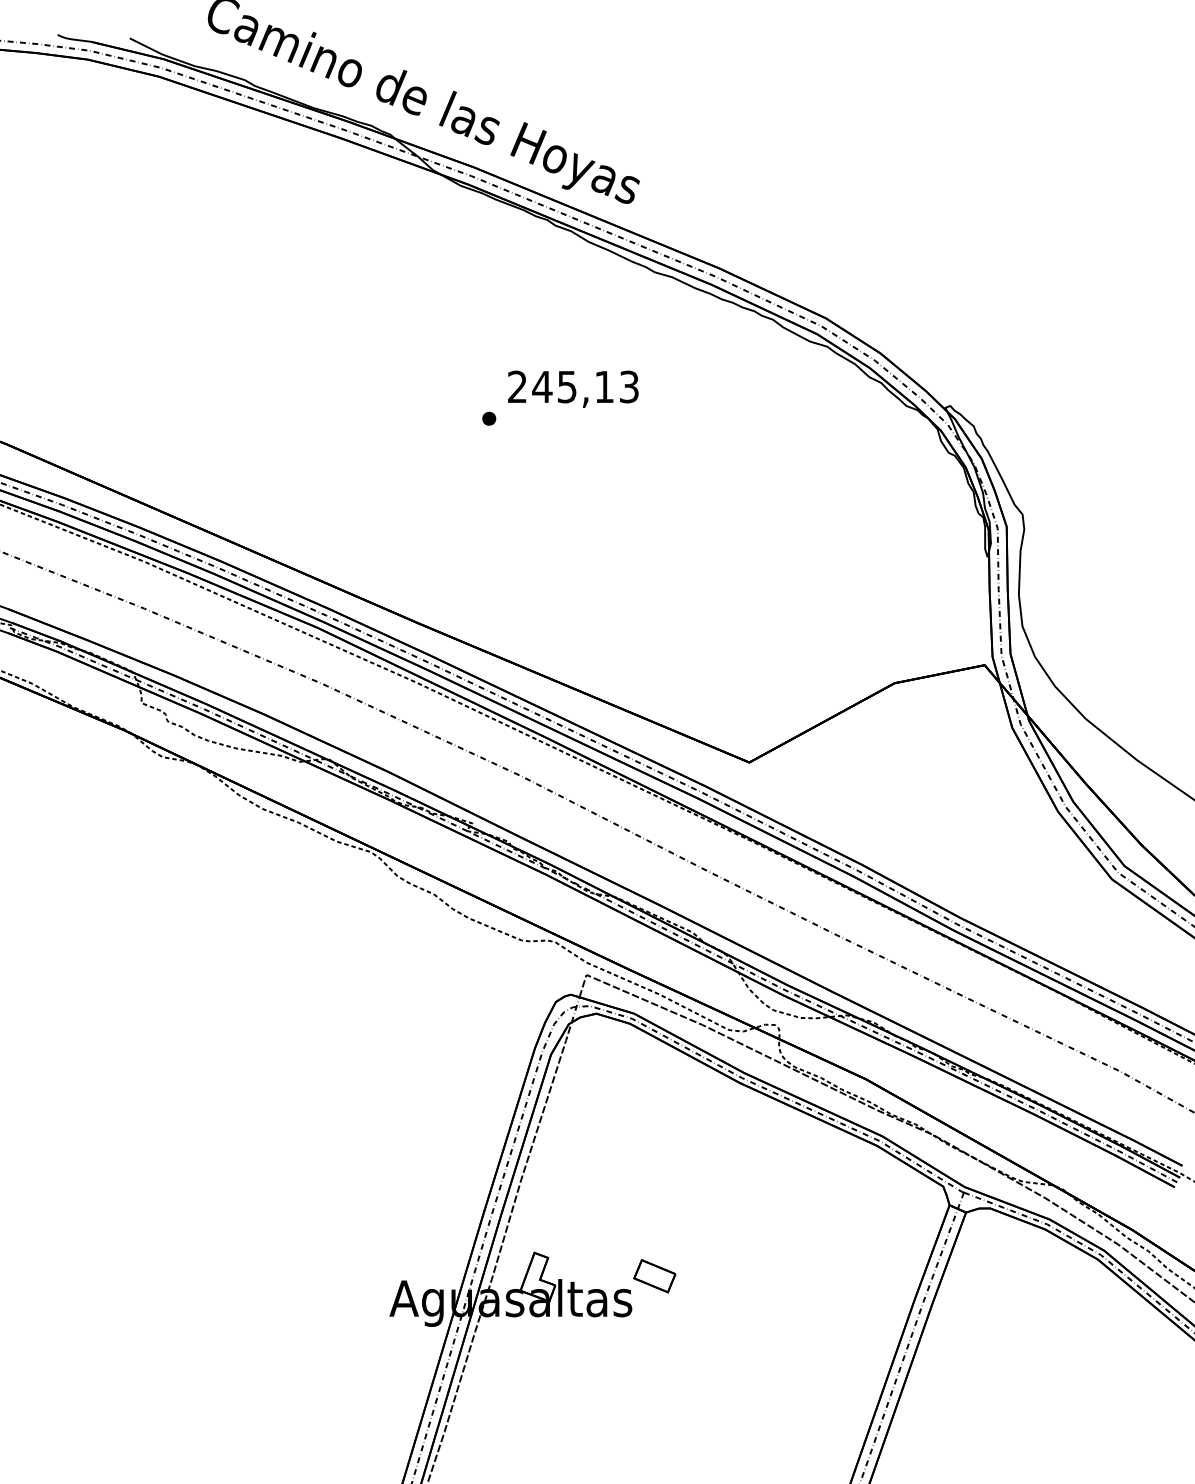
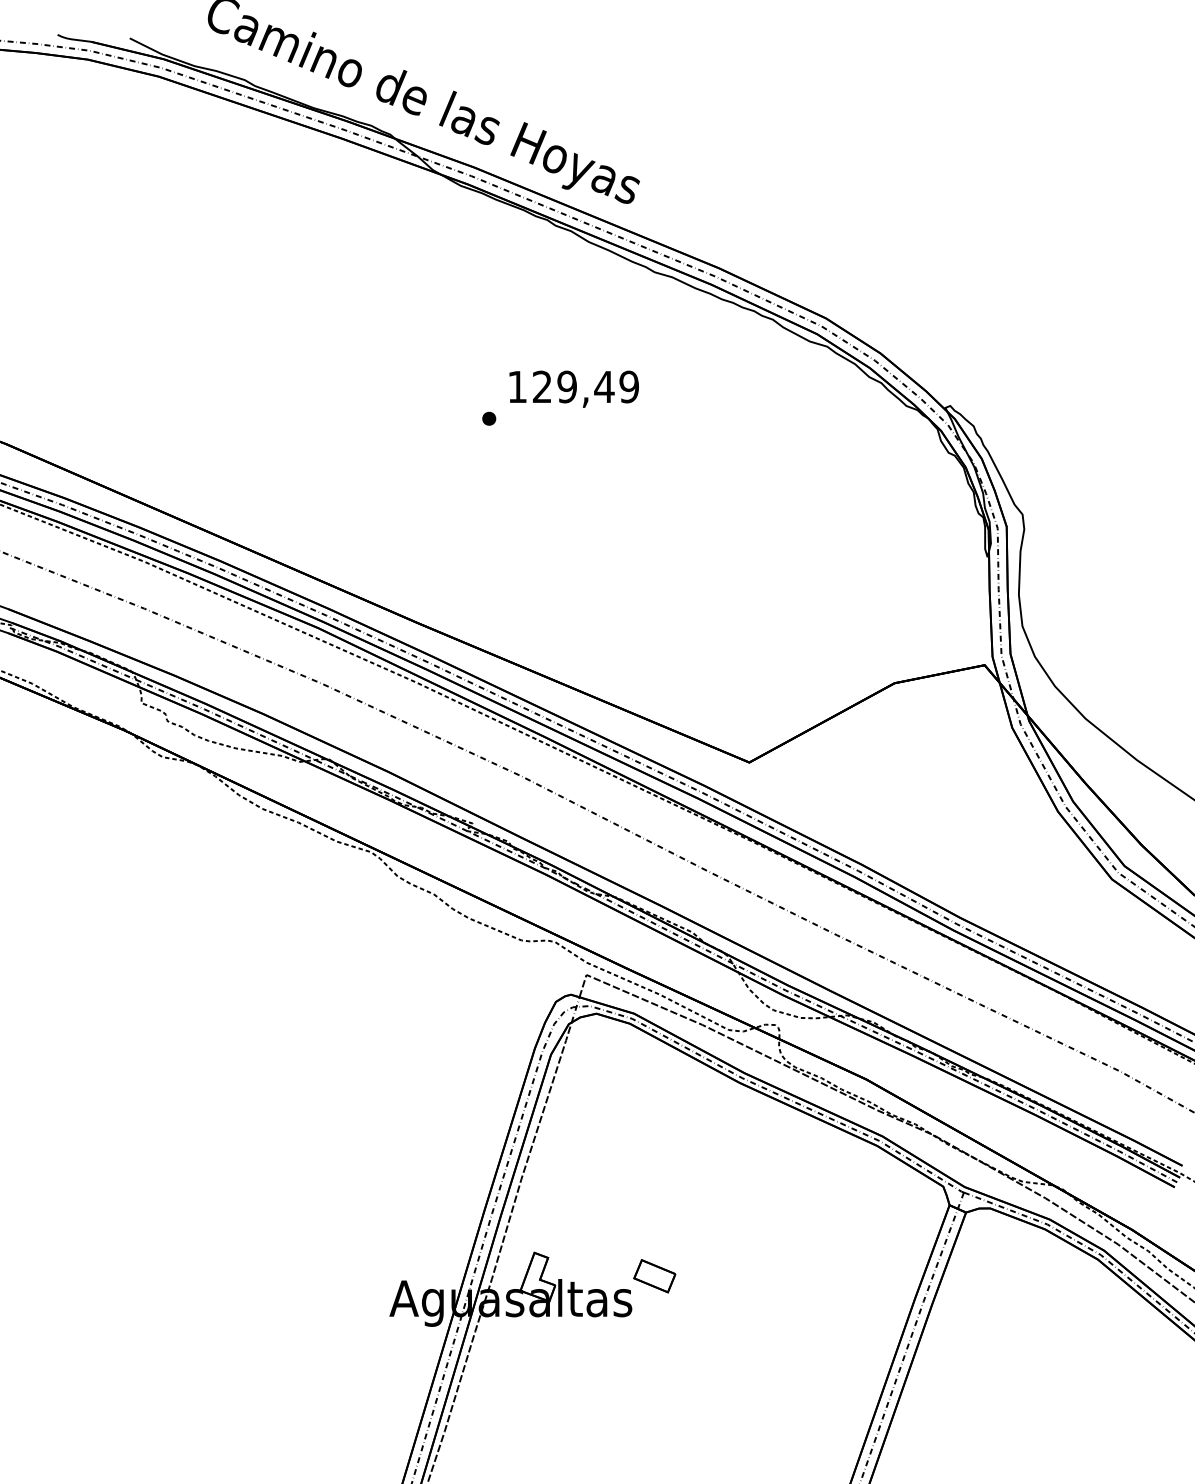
text: 245,13 -> 129,49 (573, 386)
